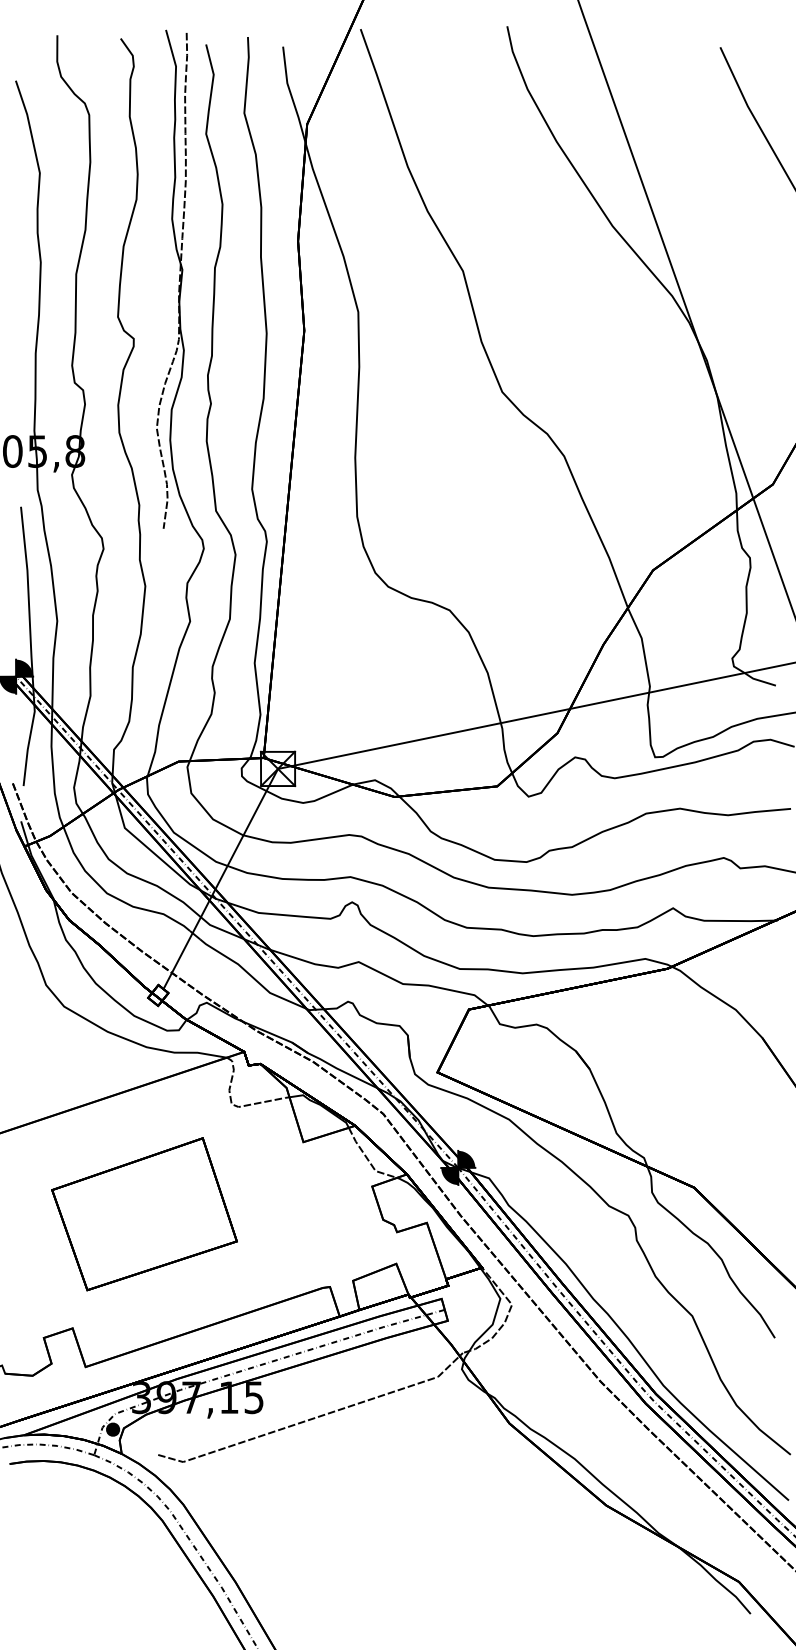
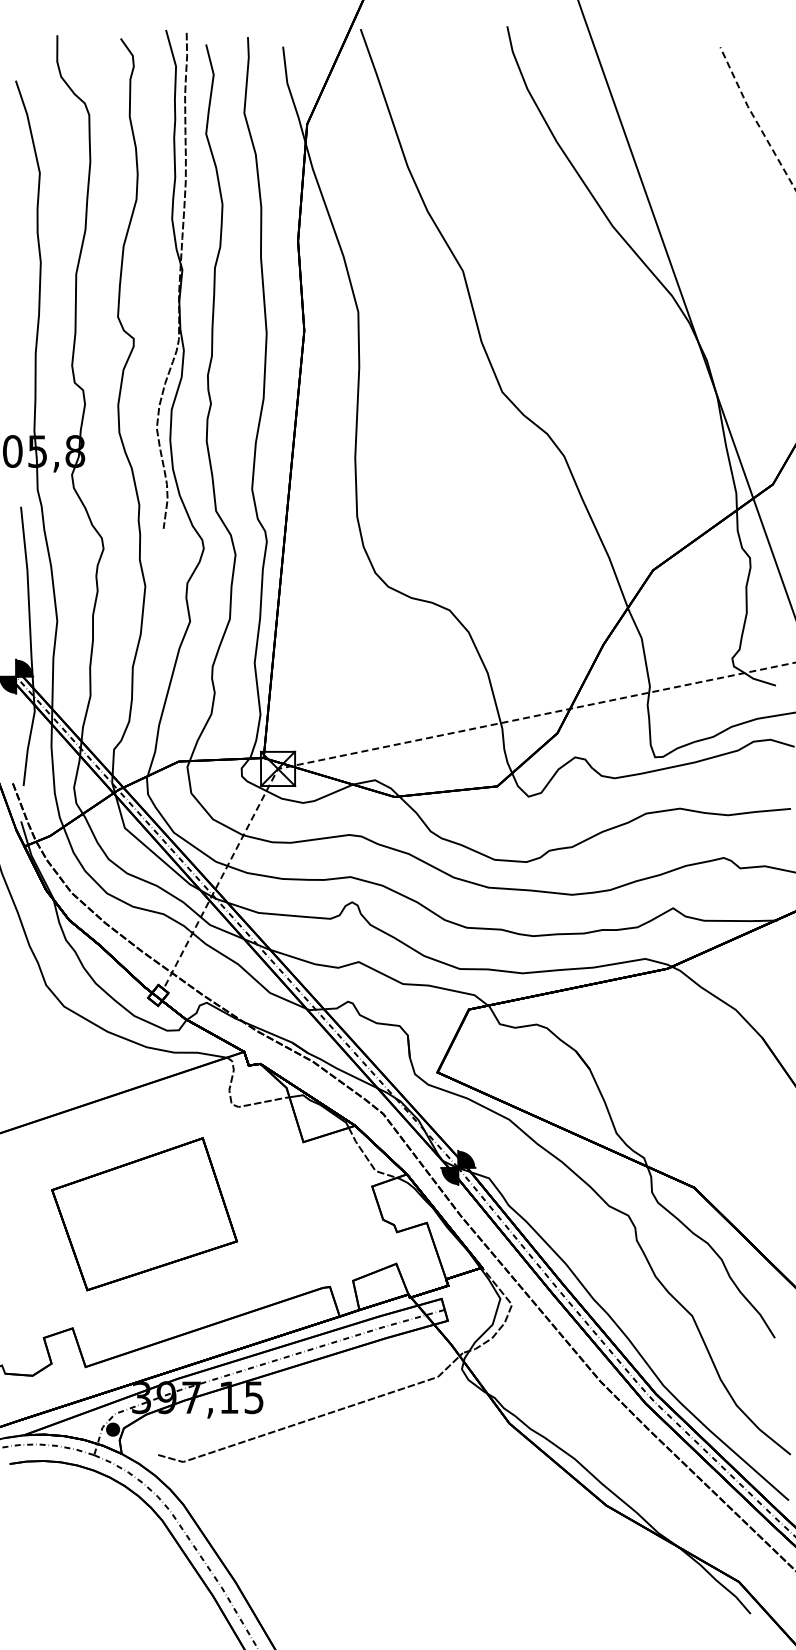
line: solid -> dashed (755, 119)
line: solid -> dashed (413, 741)
